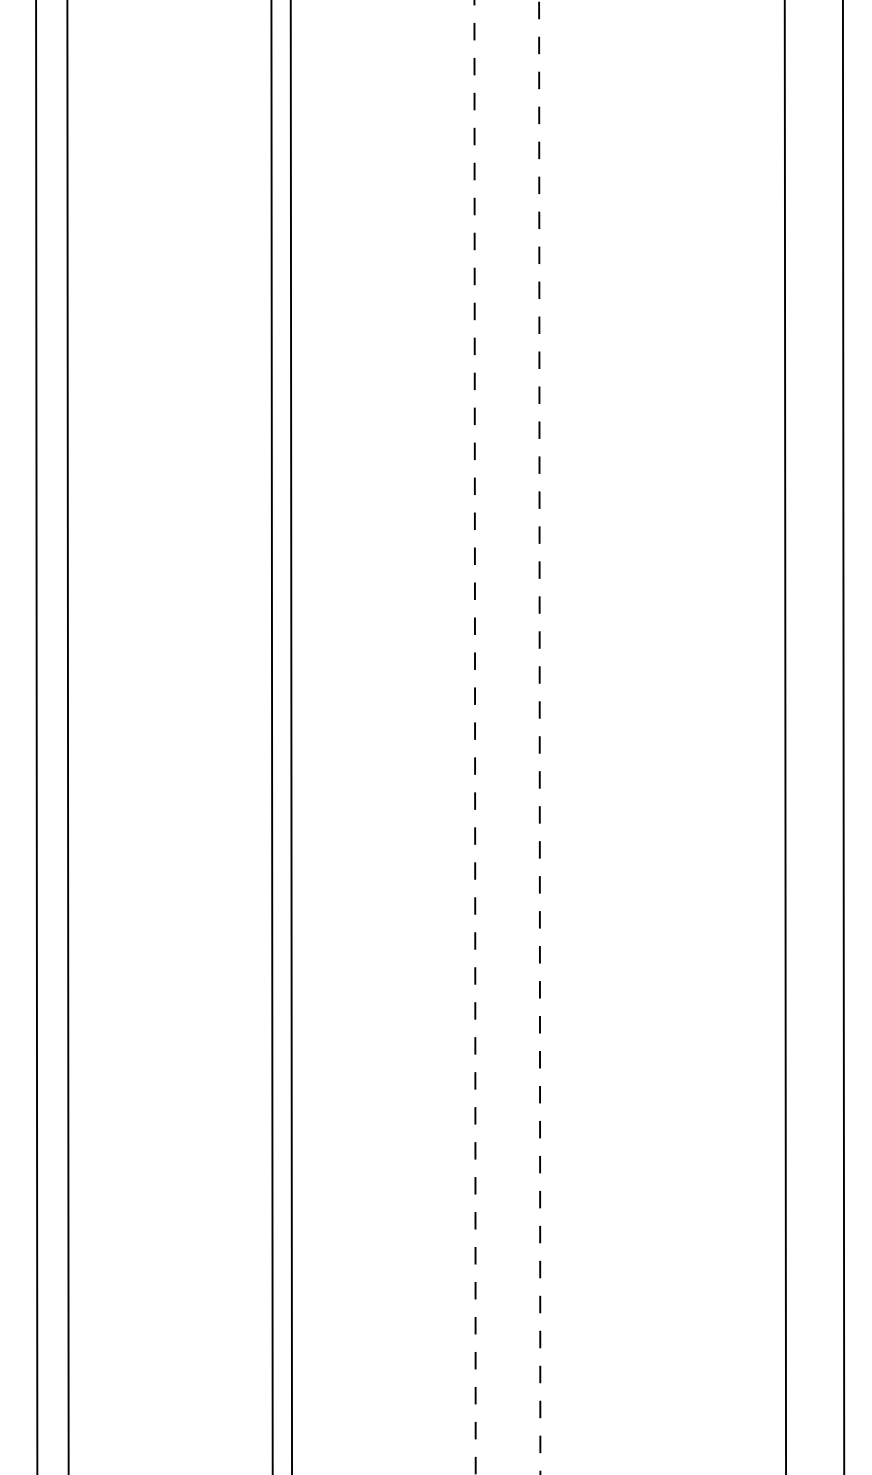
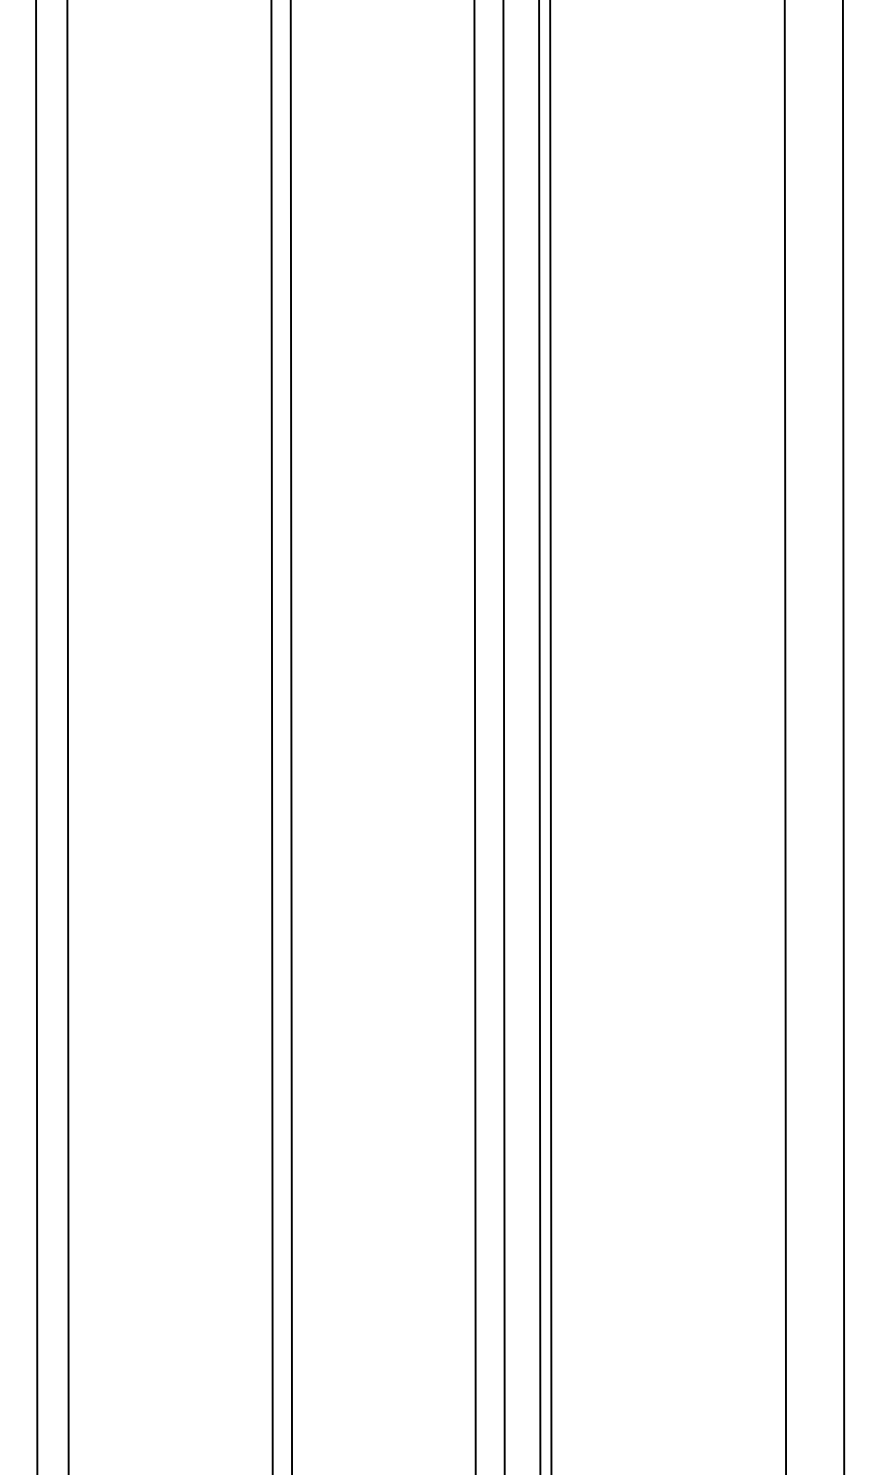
line: none -> present (503, 736)
line: dashed -> solid (539, 736)
line: none -> present (550, 736)
line: dashed -> solid (475, 737)
